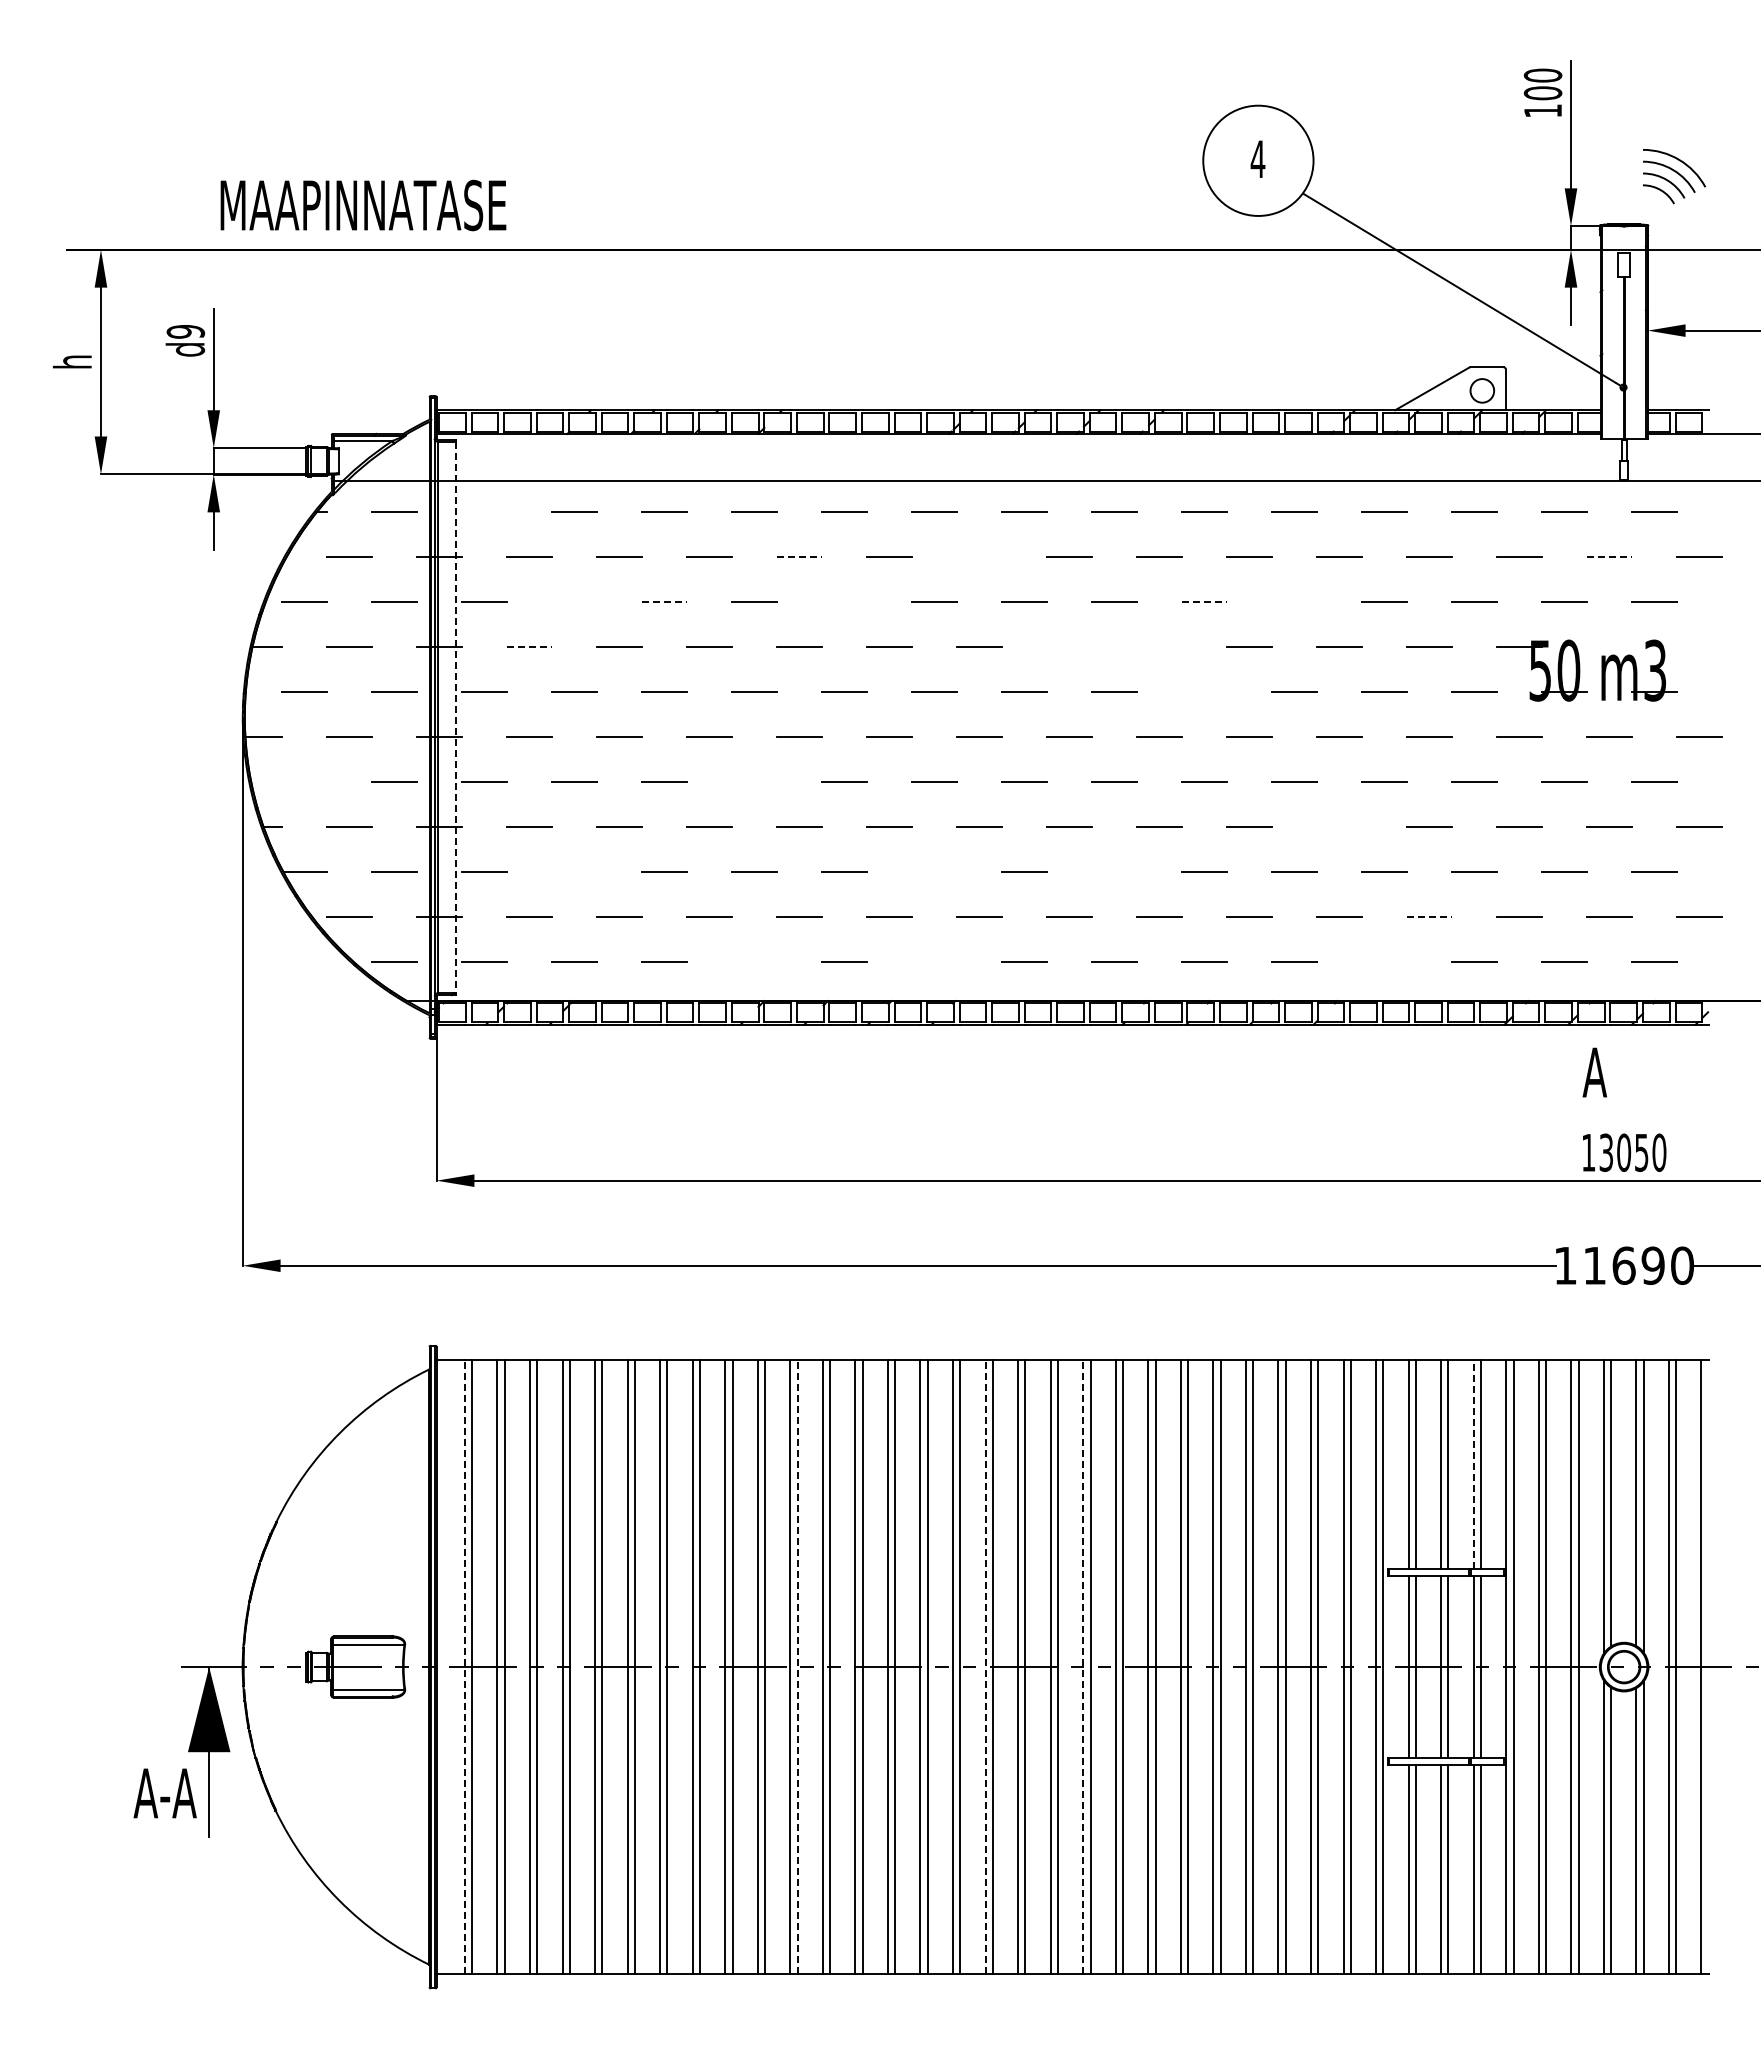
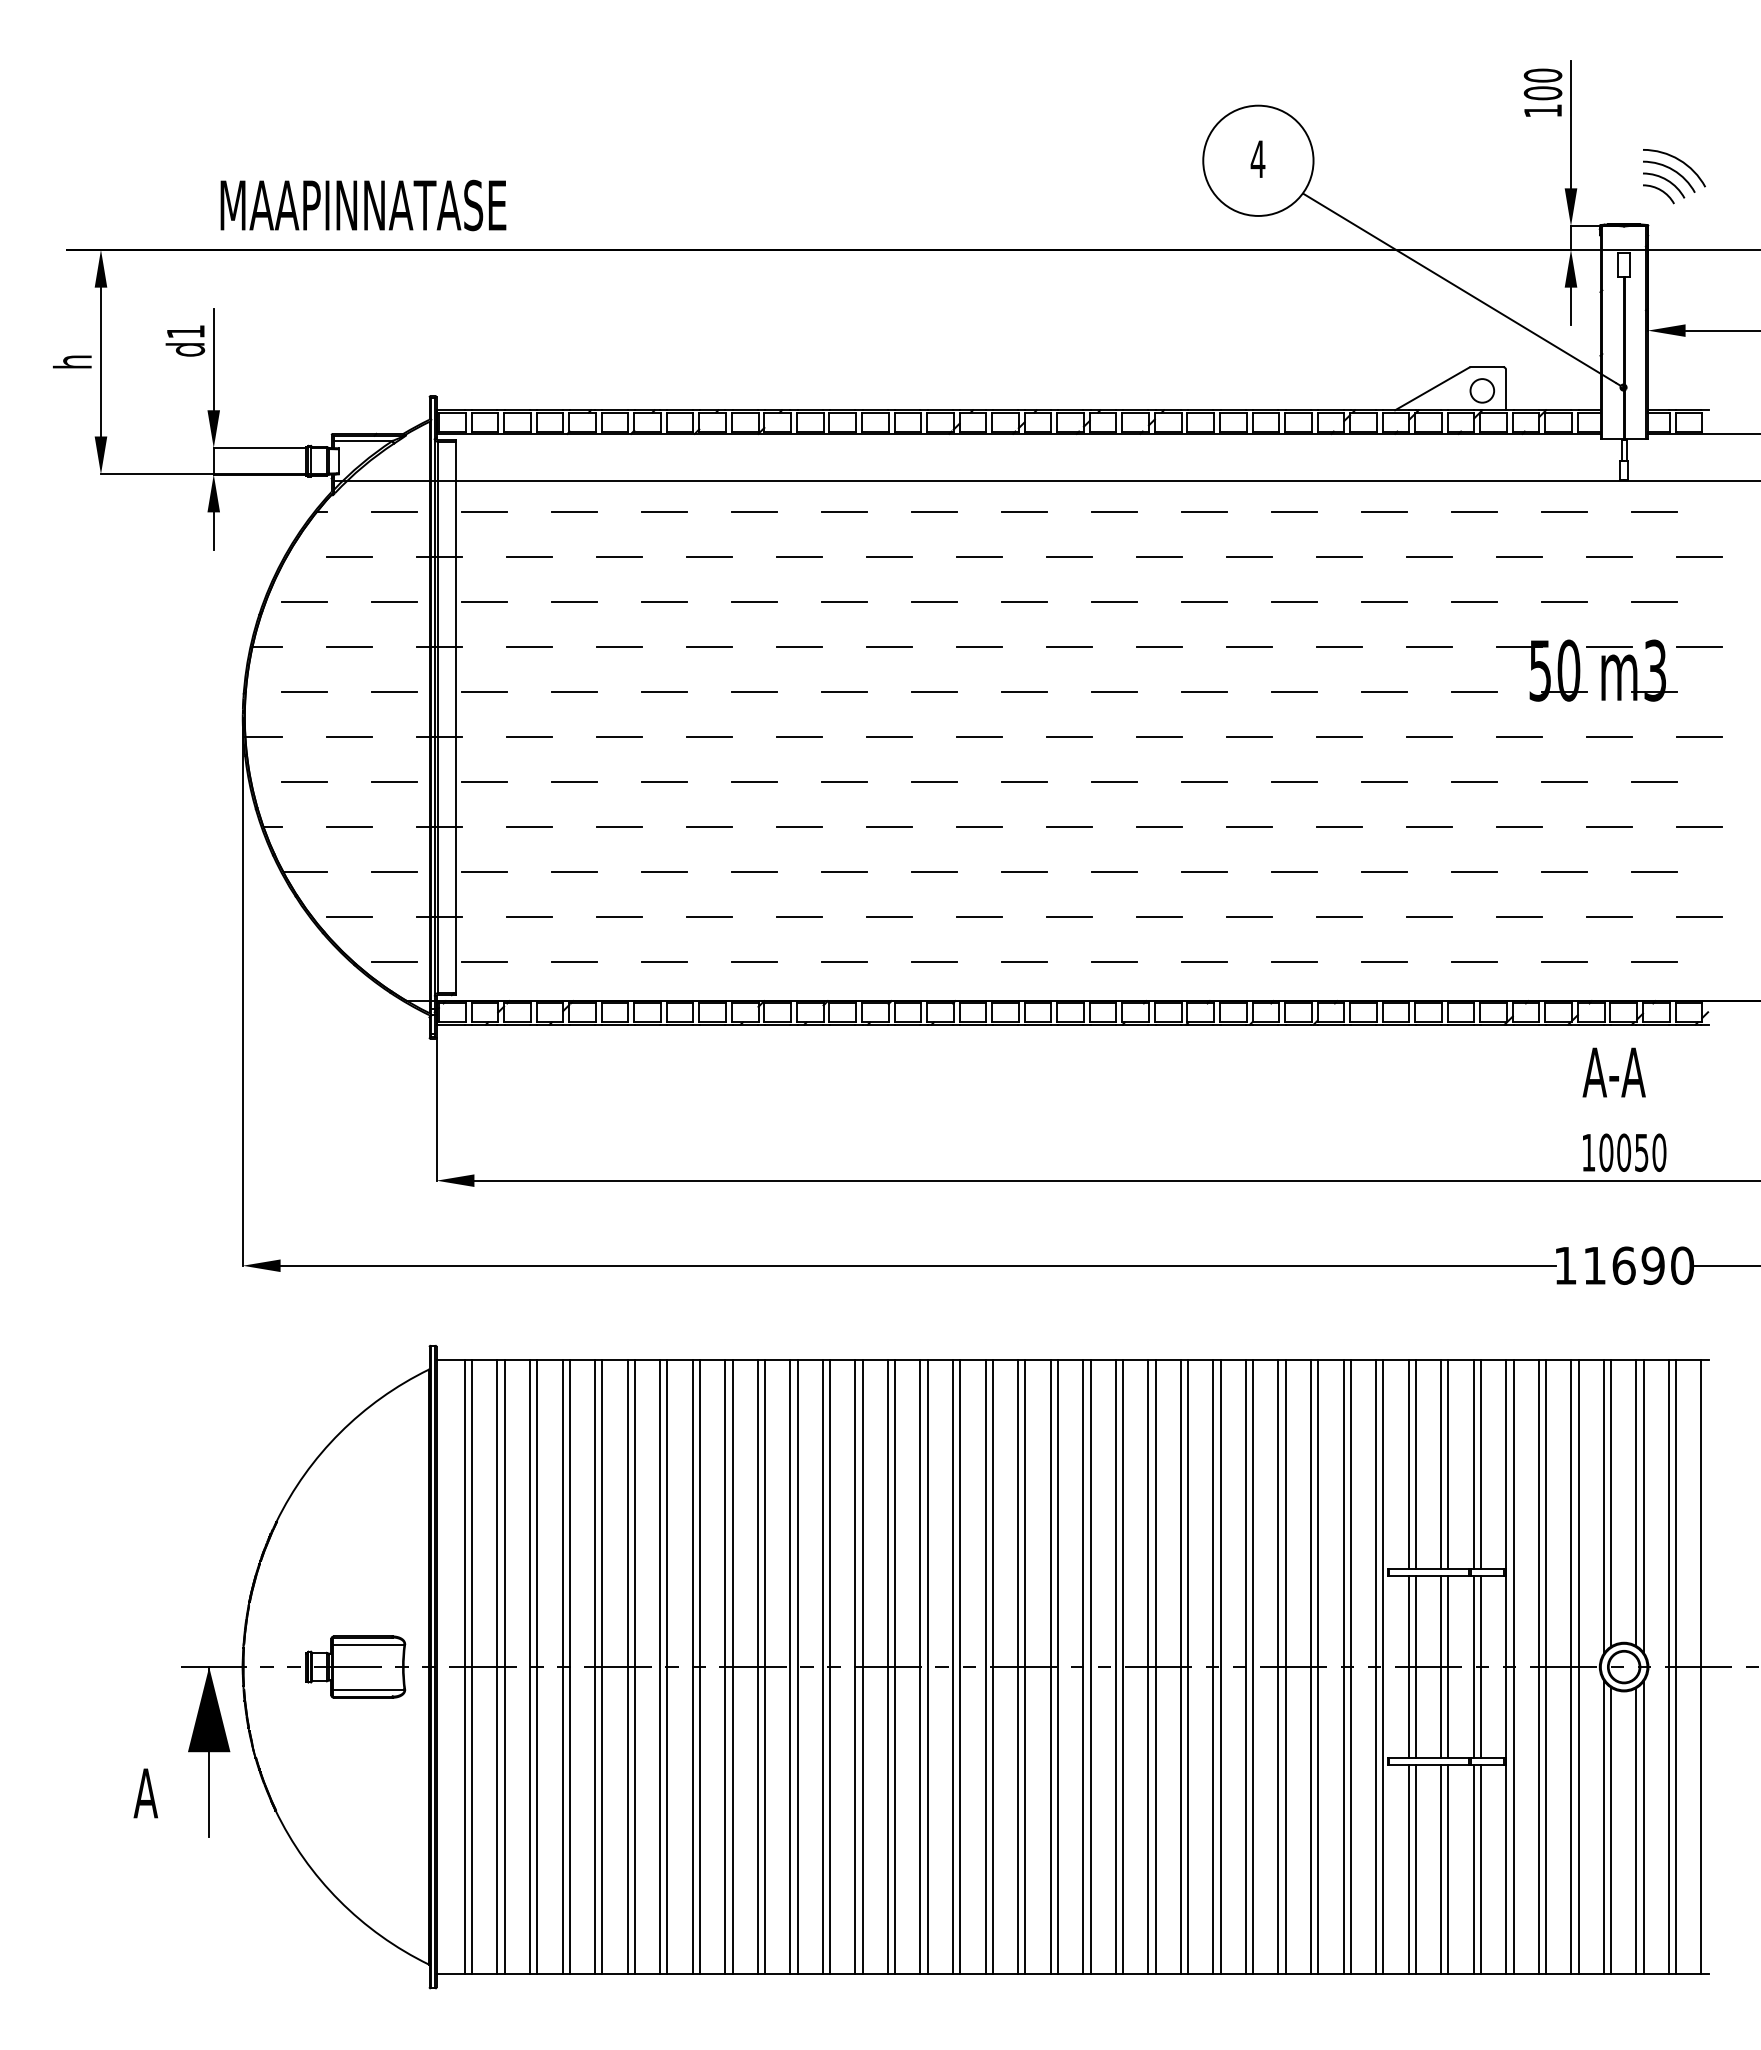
text: d9 -> d1 (185, 331)
line: none -> present (483, 512)
line: none -> present (979, 556)
line: dashed -> solid (799, 557)
line: dashed -> solid (1609, 557)
line: none -> present (1294, 601)
line: none -> present (573, 602)
line: dashed -> solid (664, 602)
line: none -> present (844, 602)
line: dashed -> solid (1204, 602)
line: none -> present (1069, 646)
line: dashed -> solid (529, 647)
line: none -> present (1159, 647)
line: none -> present (1609, 647)
line: none -> present (1699, 647)
line: none -> present (1204, 692)
line: dashed -> solid (455, 717)
line: none -> present (303, 782)
line: none -> present (754, 782)
line: none -> present (1339, 827)
line: none -> present (573, 872)
line: none -> present (934, 872)
line: none -> present (1114, 872)
line: dashed -> solid (1429, 917)
line: none -> present (754, 961)
line: none -> present (934, 962)
line: none -> present (1384, 962)
text: A -> A-A (1627, 1072)
text: 13050 -> 10050 (1606, 1152)
line: dashed -> solid (1473, 1464)
line: dashed -> solid (464, 1666)
line: dashed -> solid (797, 1666)
line: dashed -> solid (985, 1666)
line: dashed -> solid (1083, 1666)
text: A-A -> A (178, 1793)
